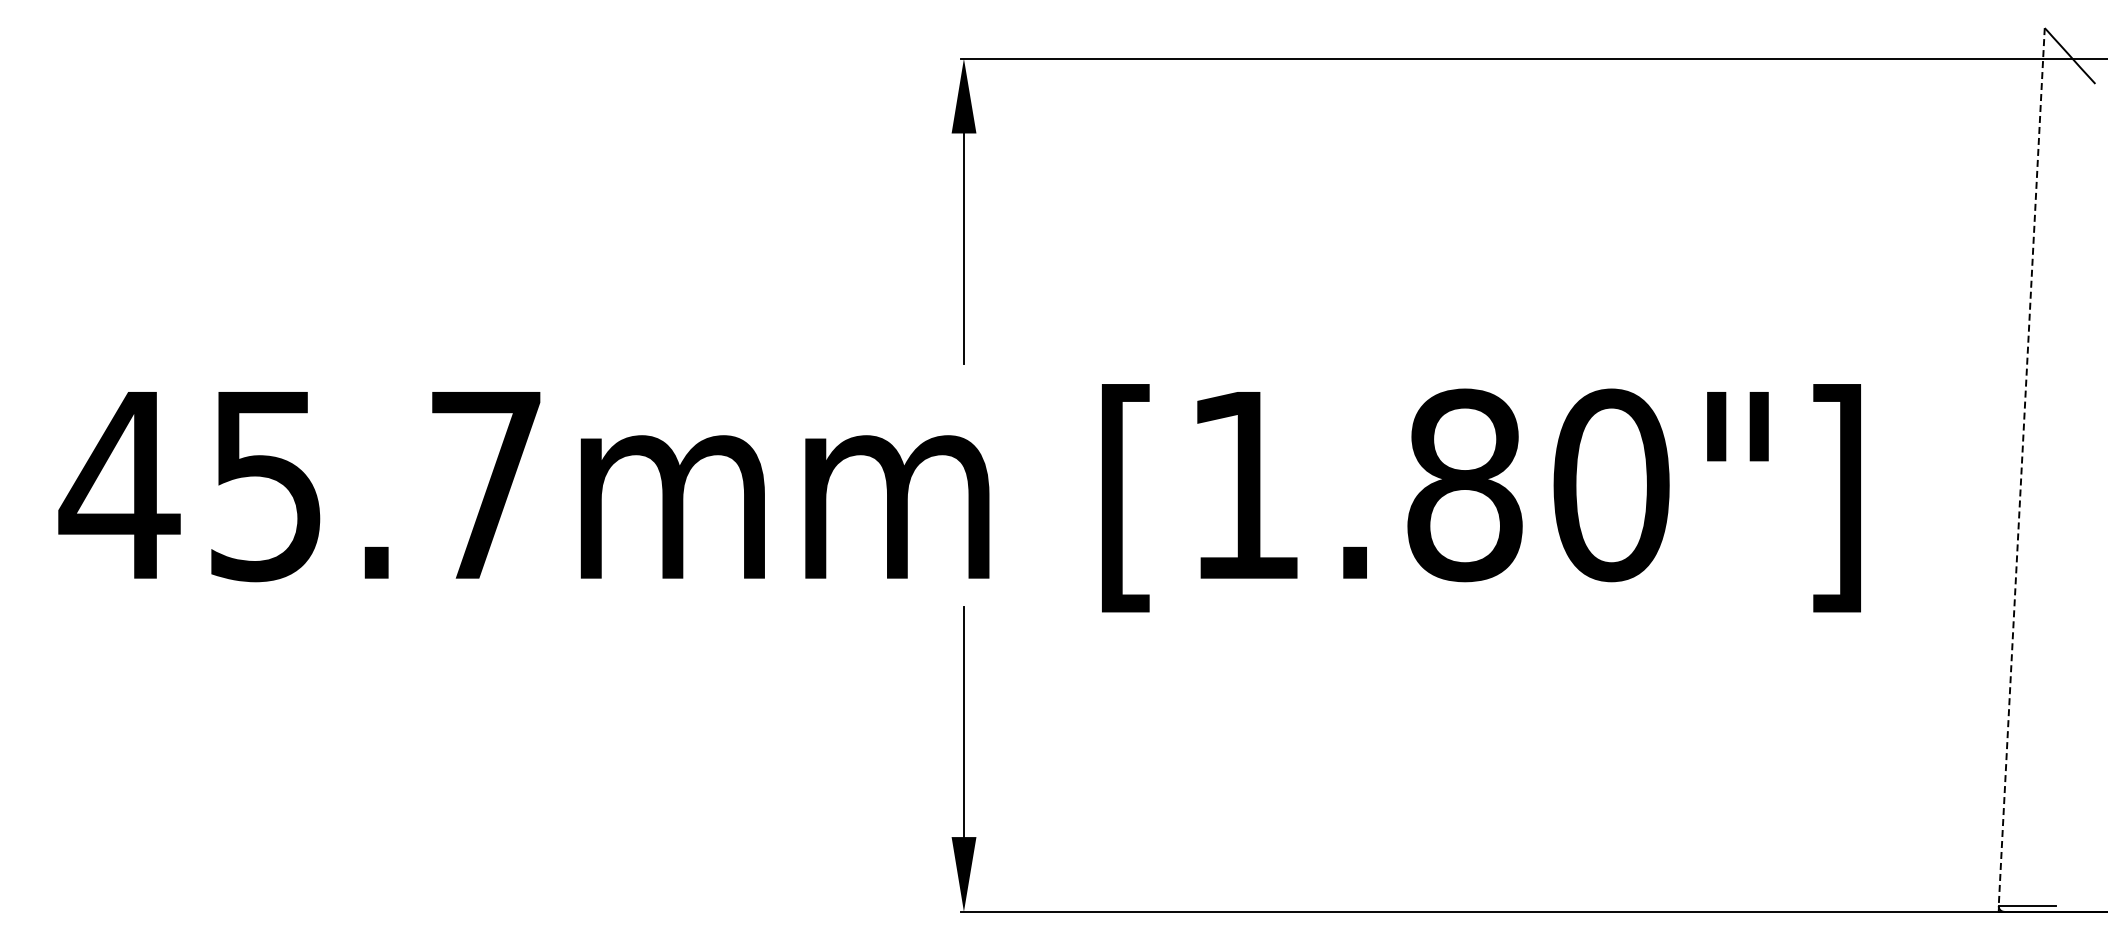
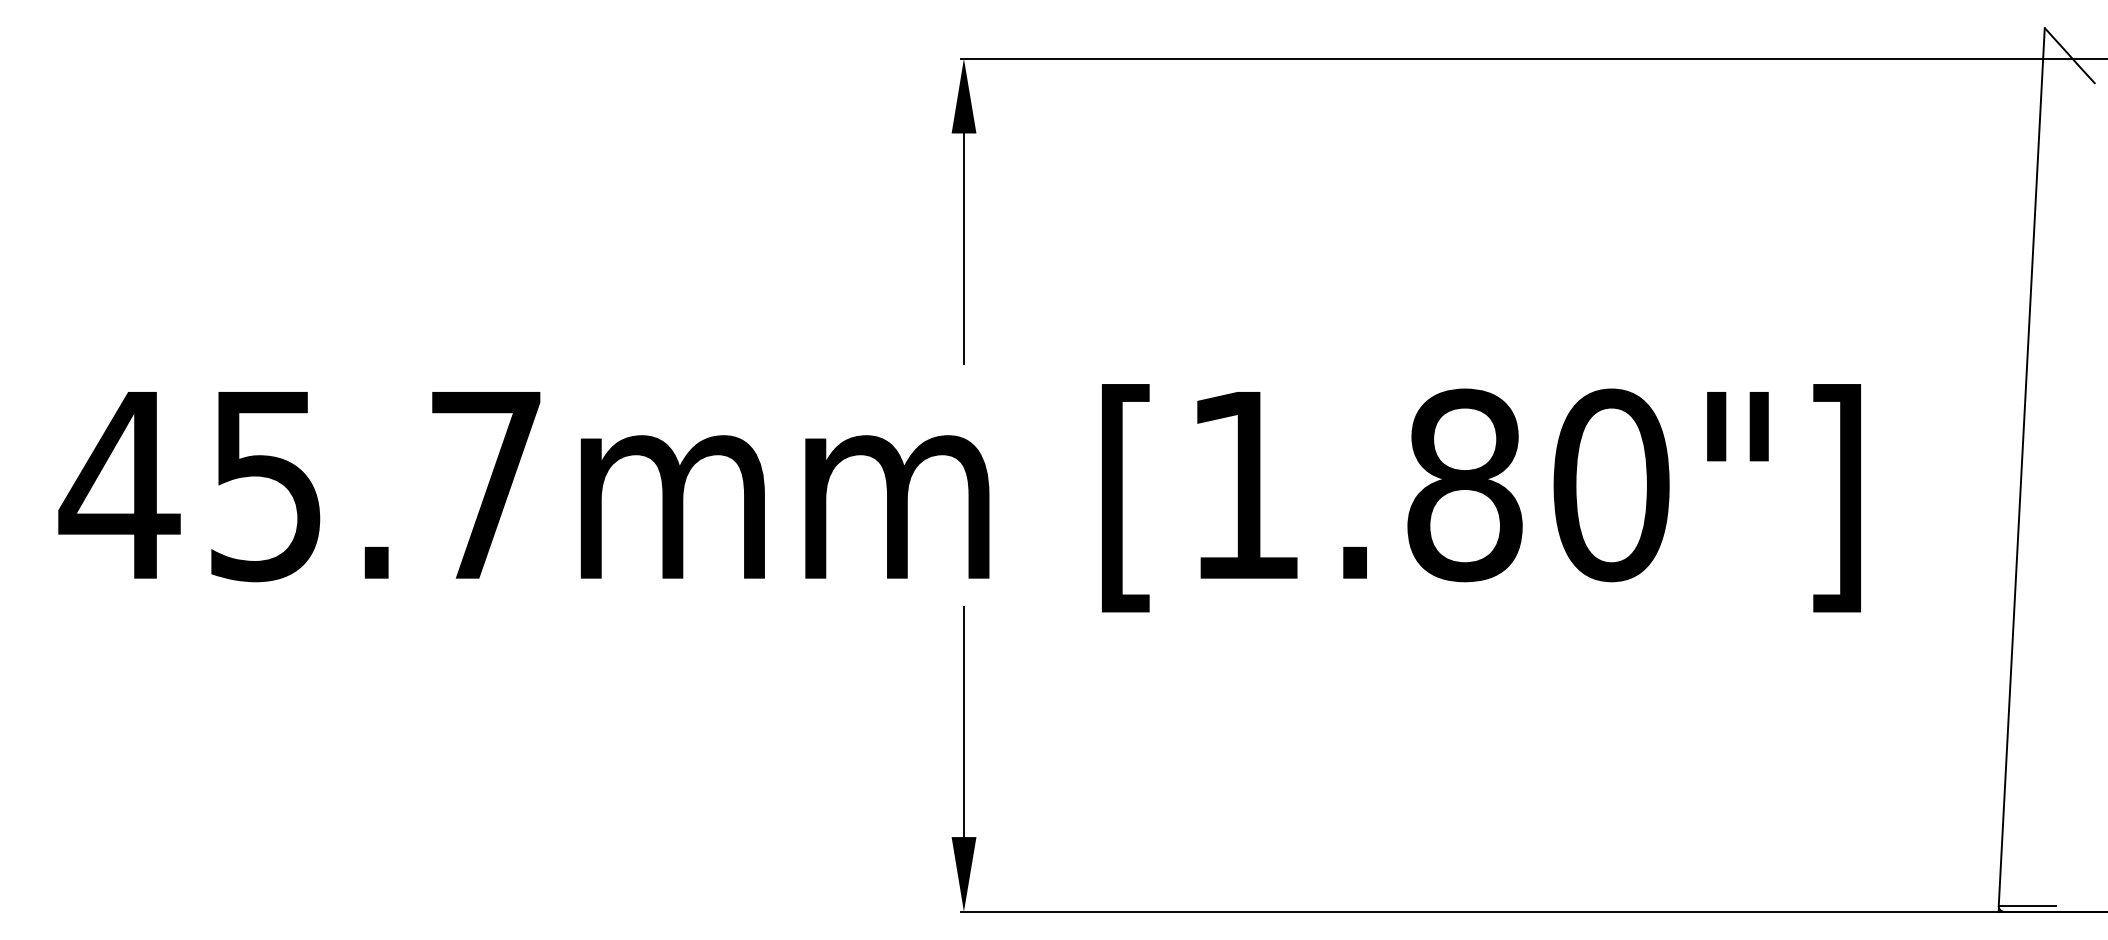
line: dashed -> solid (2021, 467)
